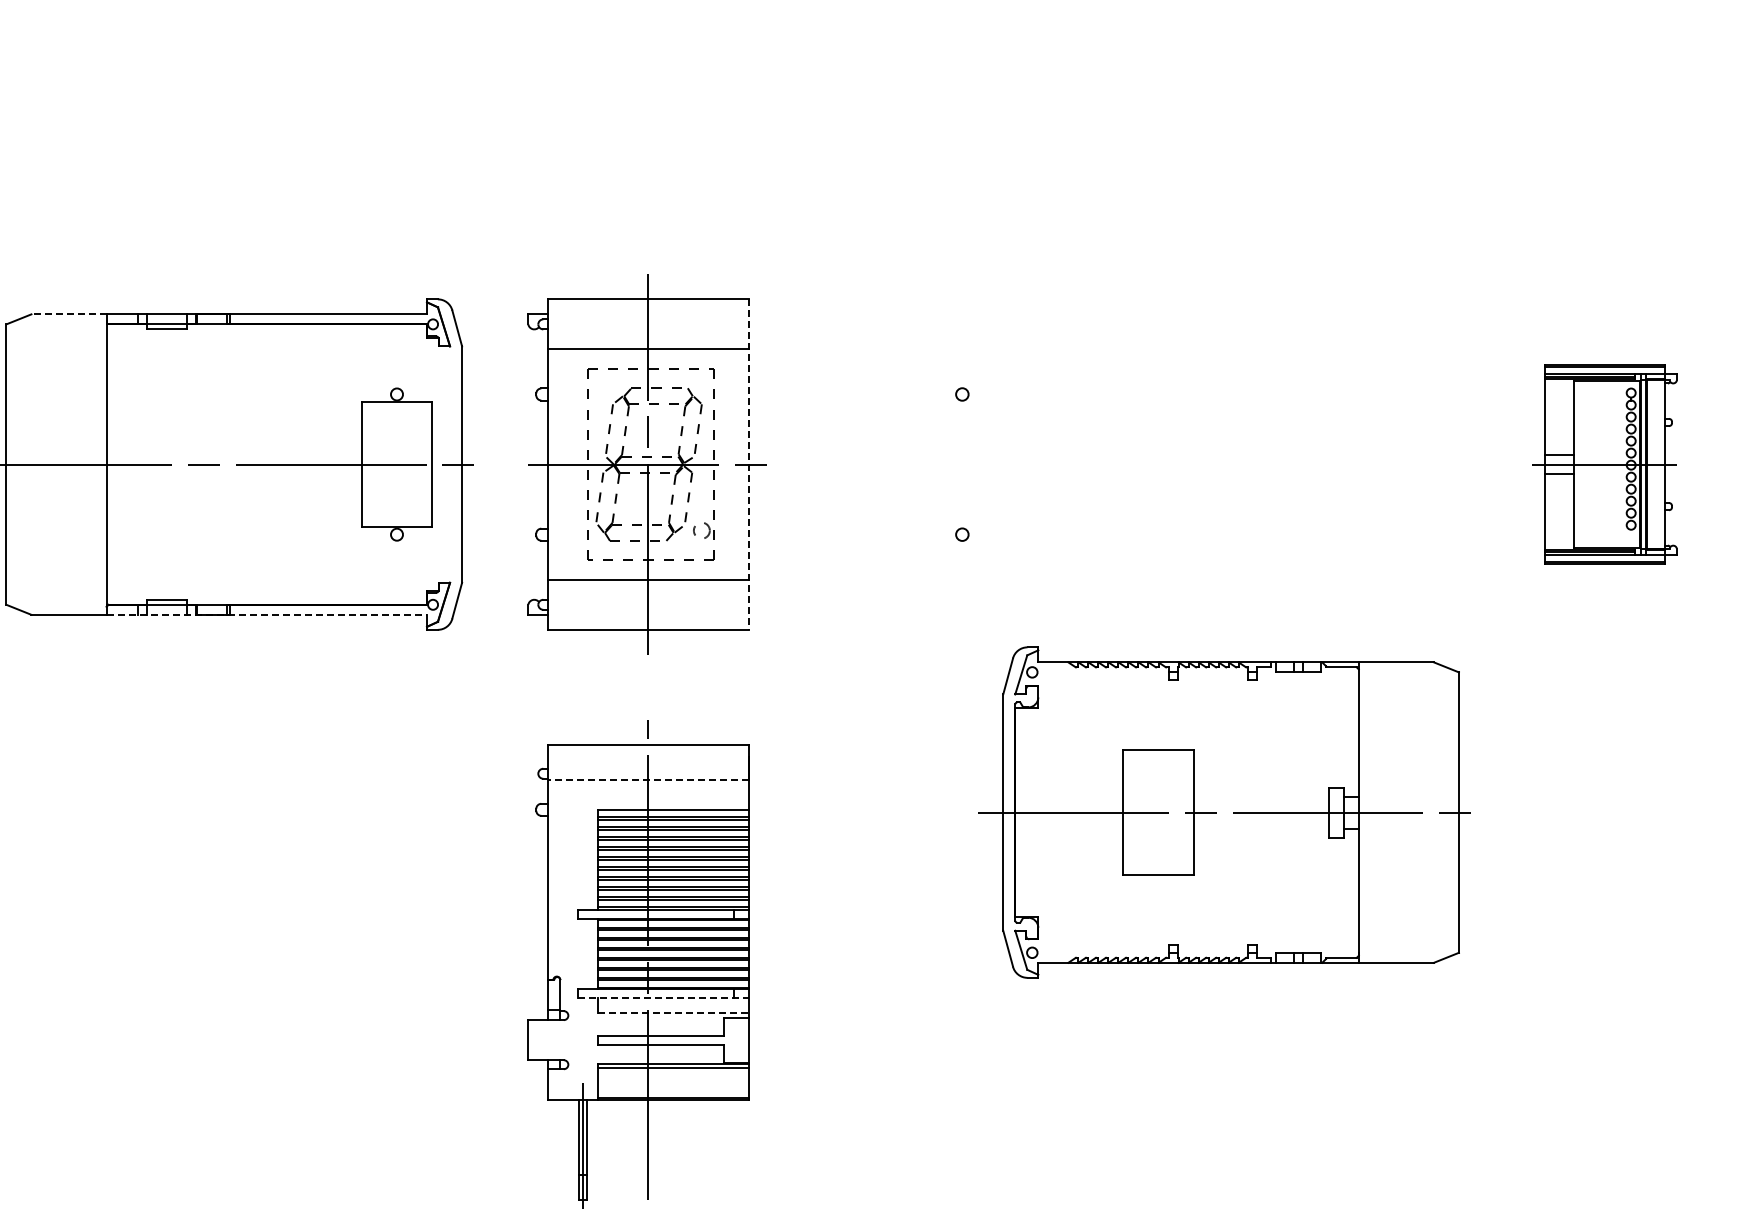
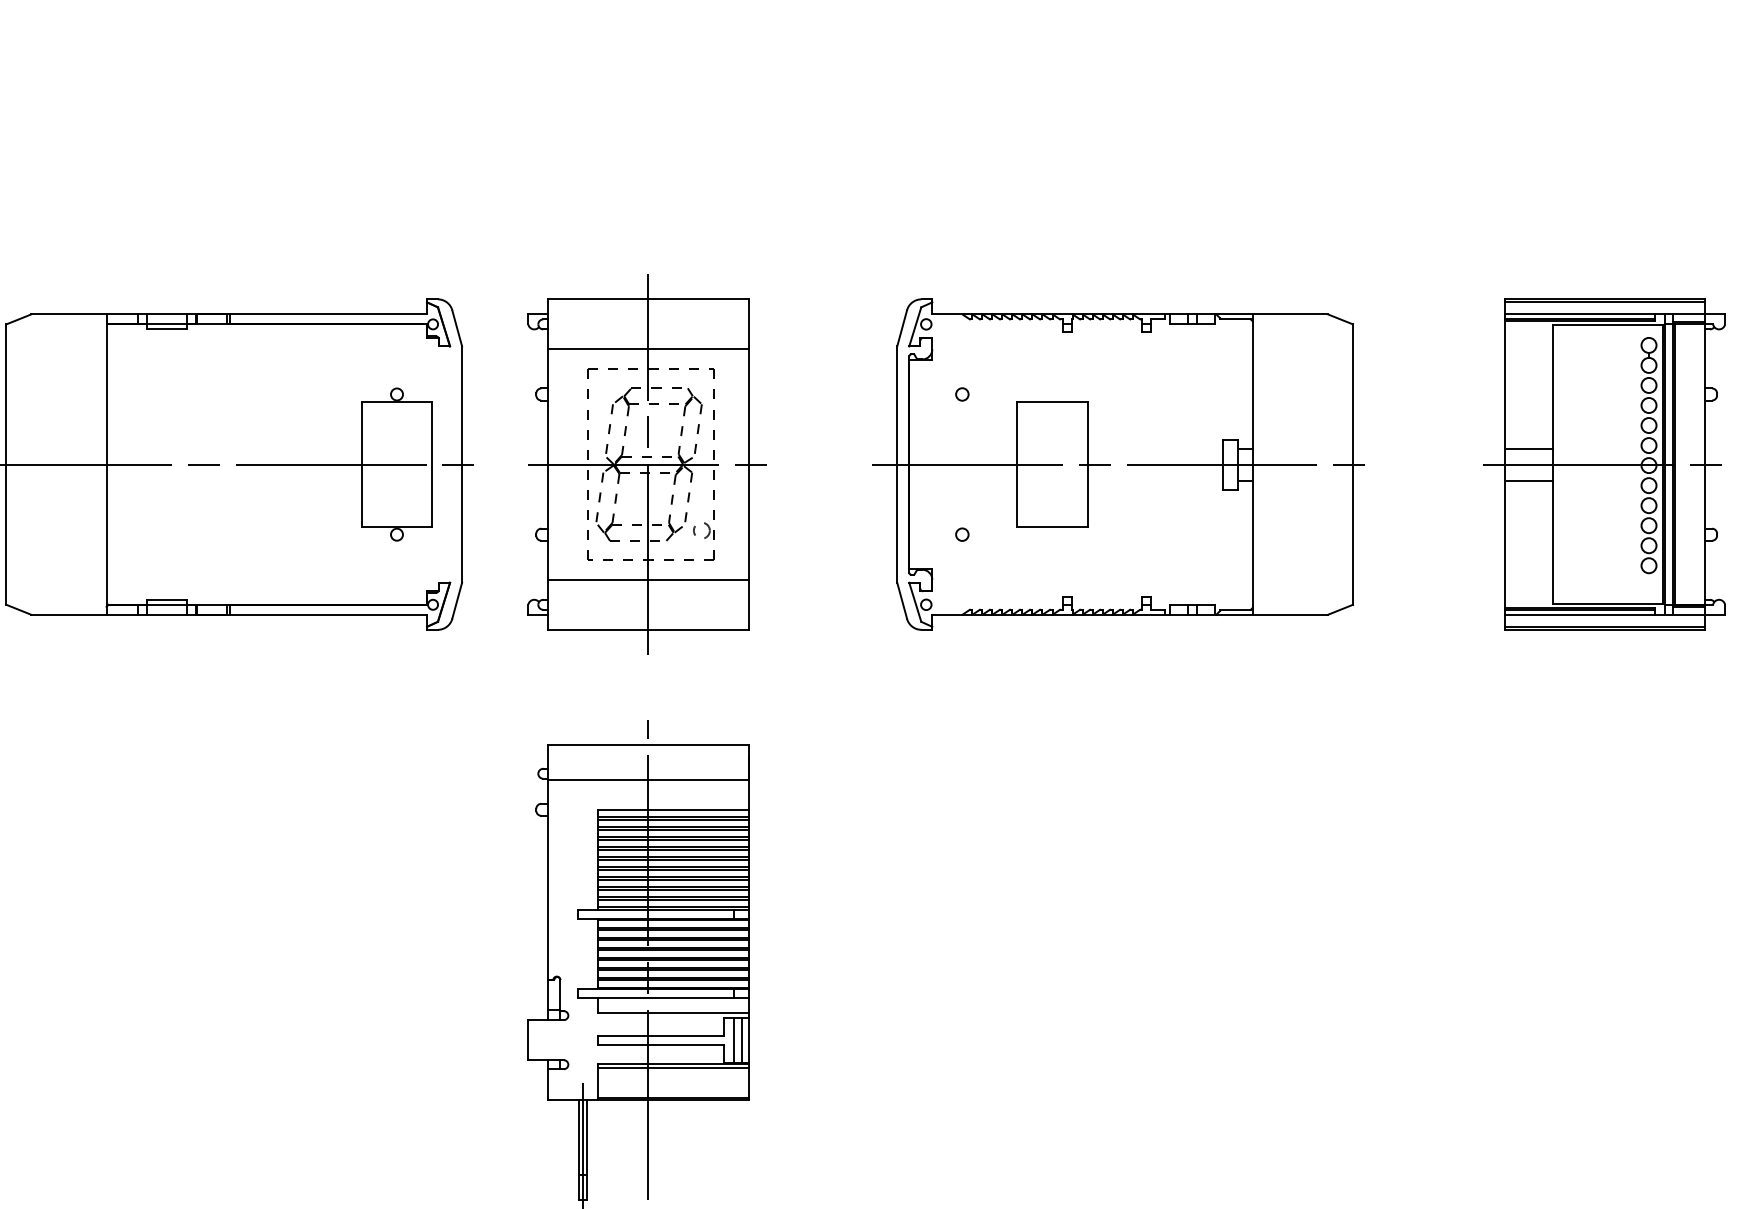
line: dashed -> solid (69, 314)
part size: 146x201 px -> 243x333 px (1604, 464)
line: dashed -> solid (748, 465)
line: dashed -> solid (267, 614)
line: dashed -> solid (647, 779)
part position: (1224, 812) -> (1118, 464) (1118, 464)
line: dashed -> solid (664, 998)
line: dashed -> solid (674, 1012)
line: none -> present (733, 1039)
line: none -> present (741, 1039)
